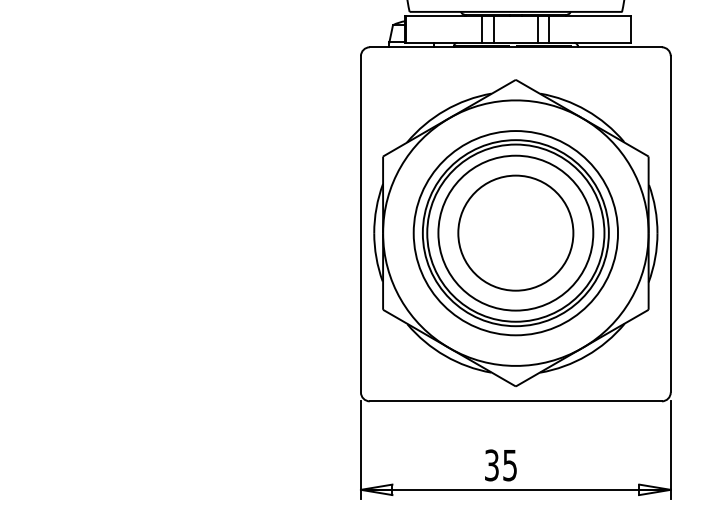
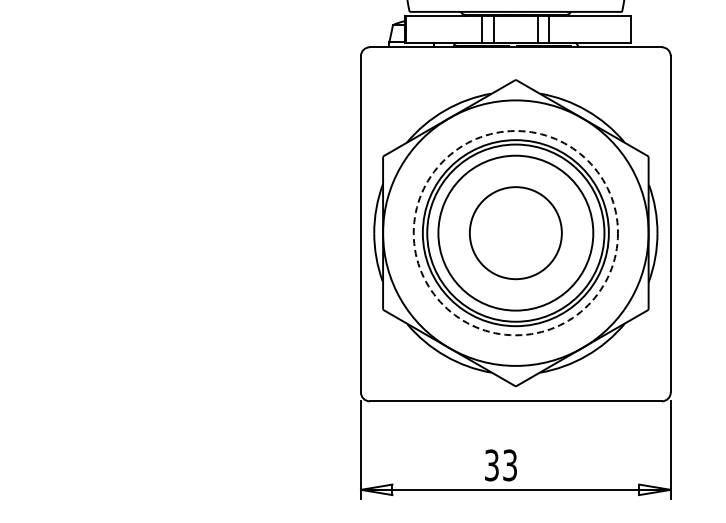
circle diameter: 115 px -> 92 px (515, 233)
circle: solid -> dashed (515, 233)
text: 35 -> 33 (509, 464)
